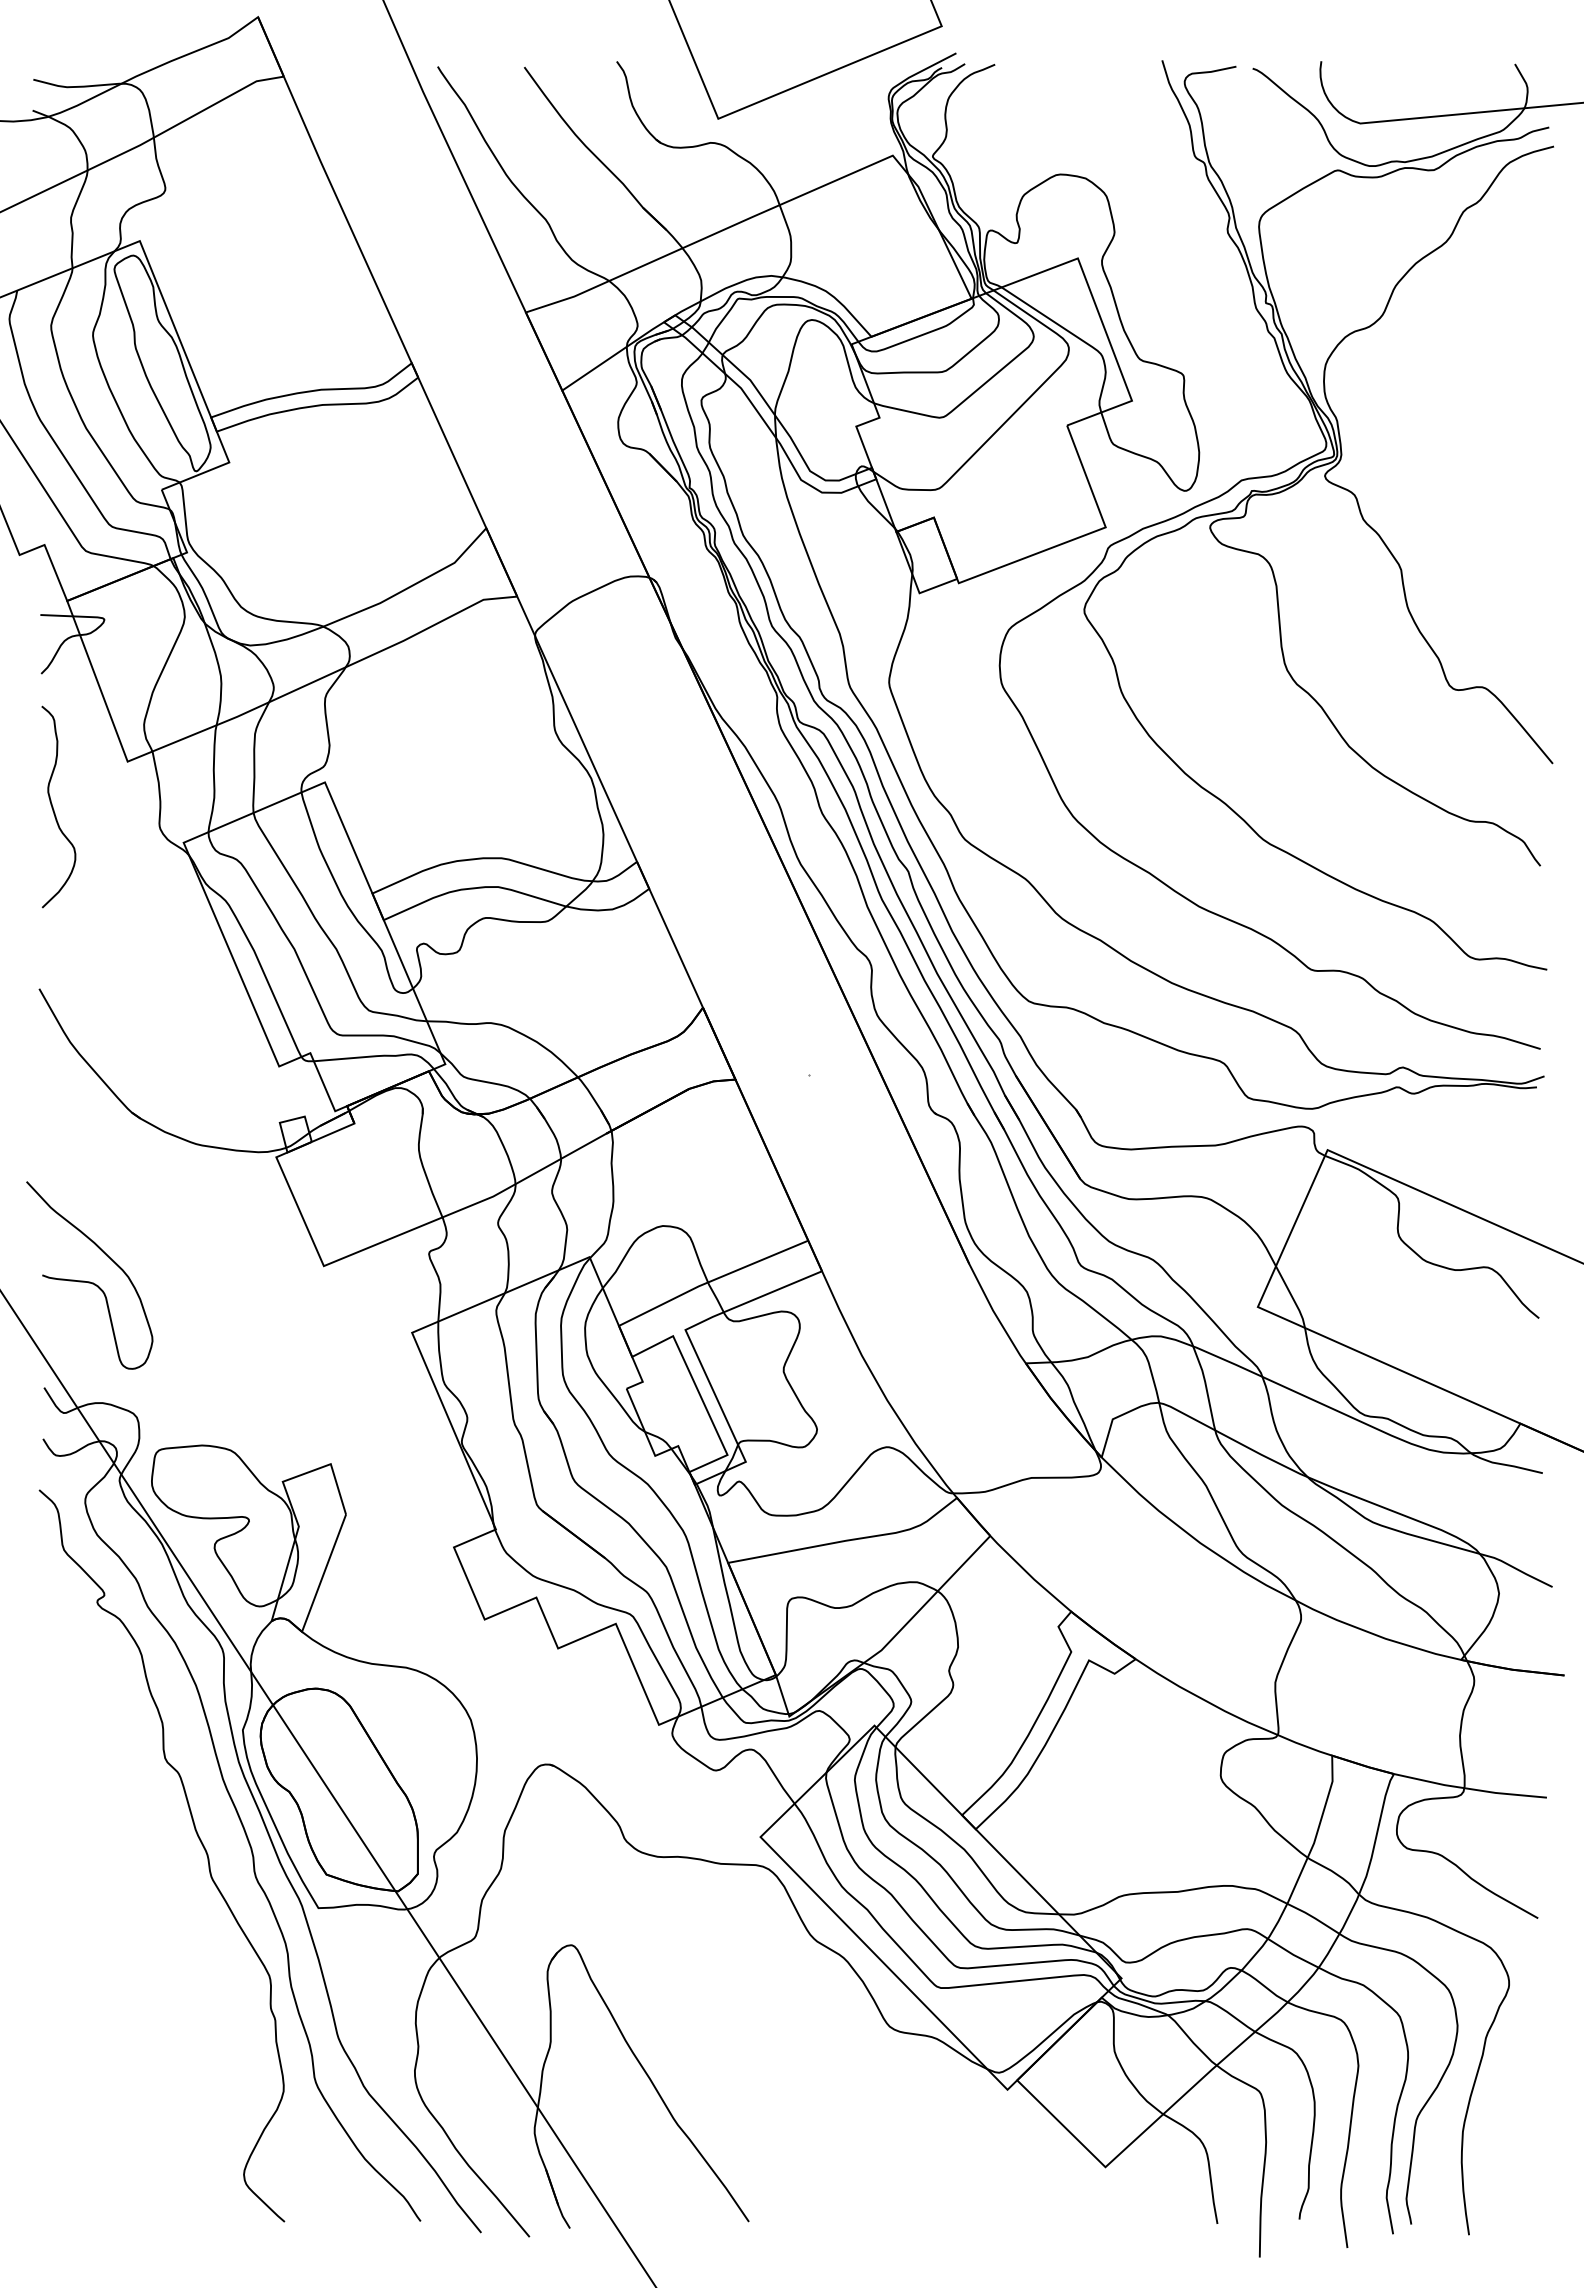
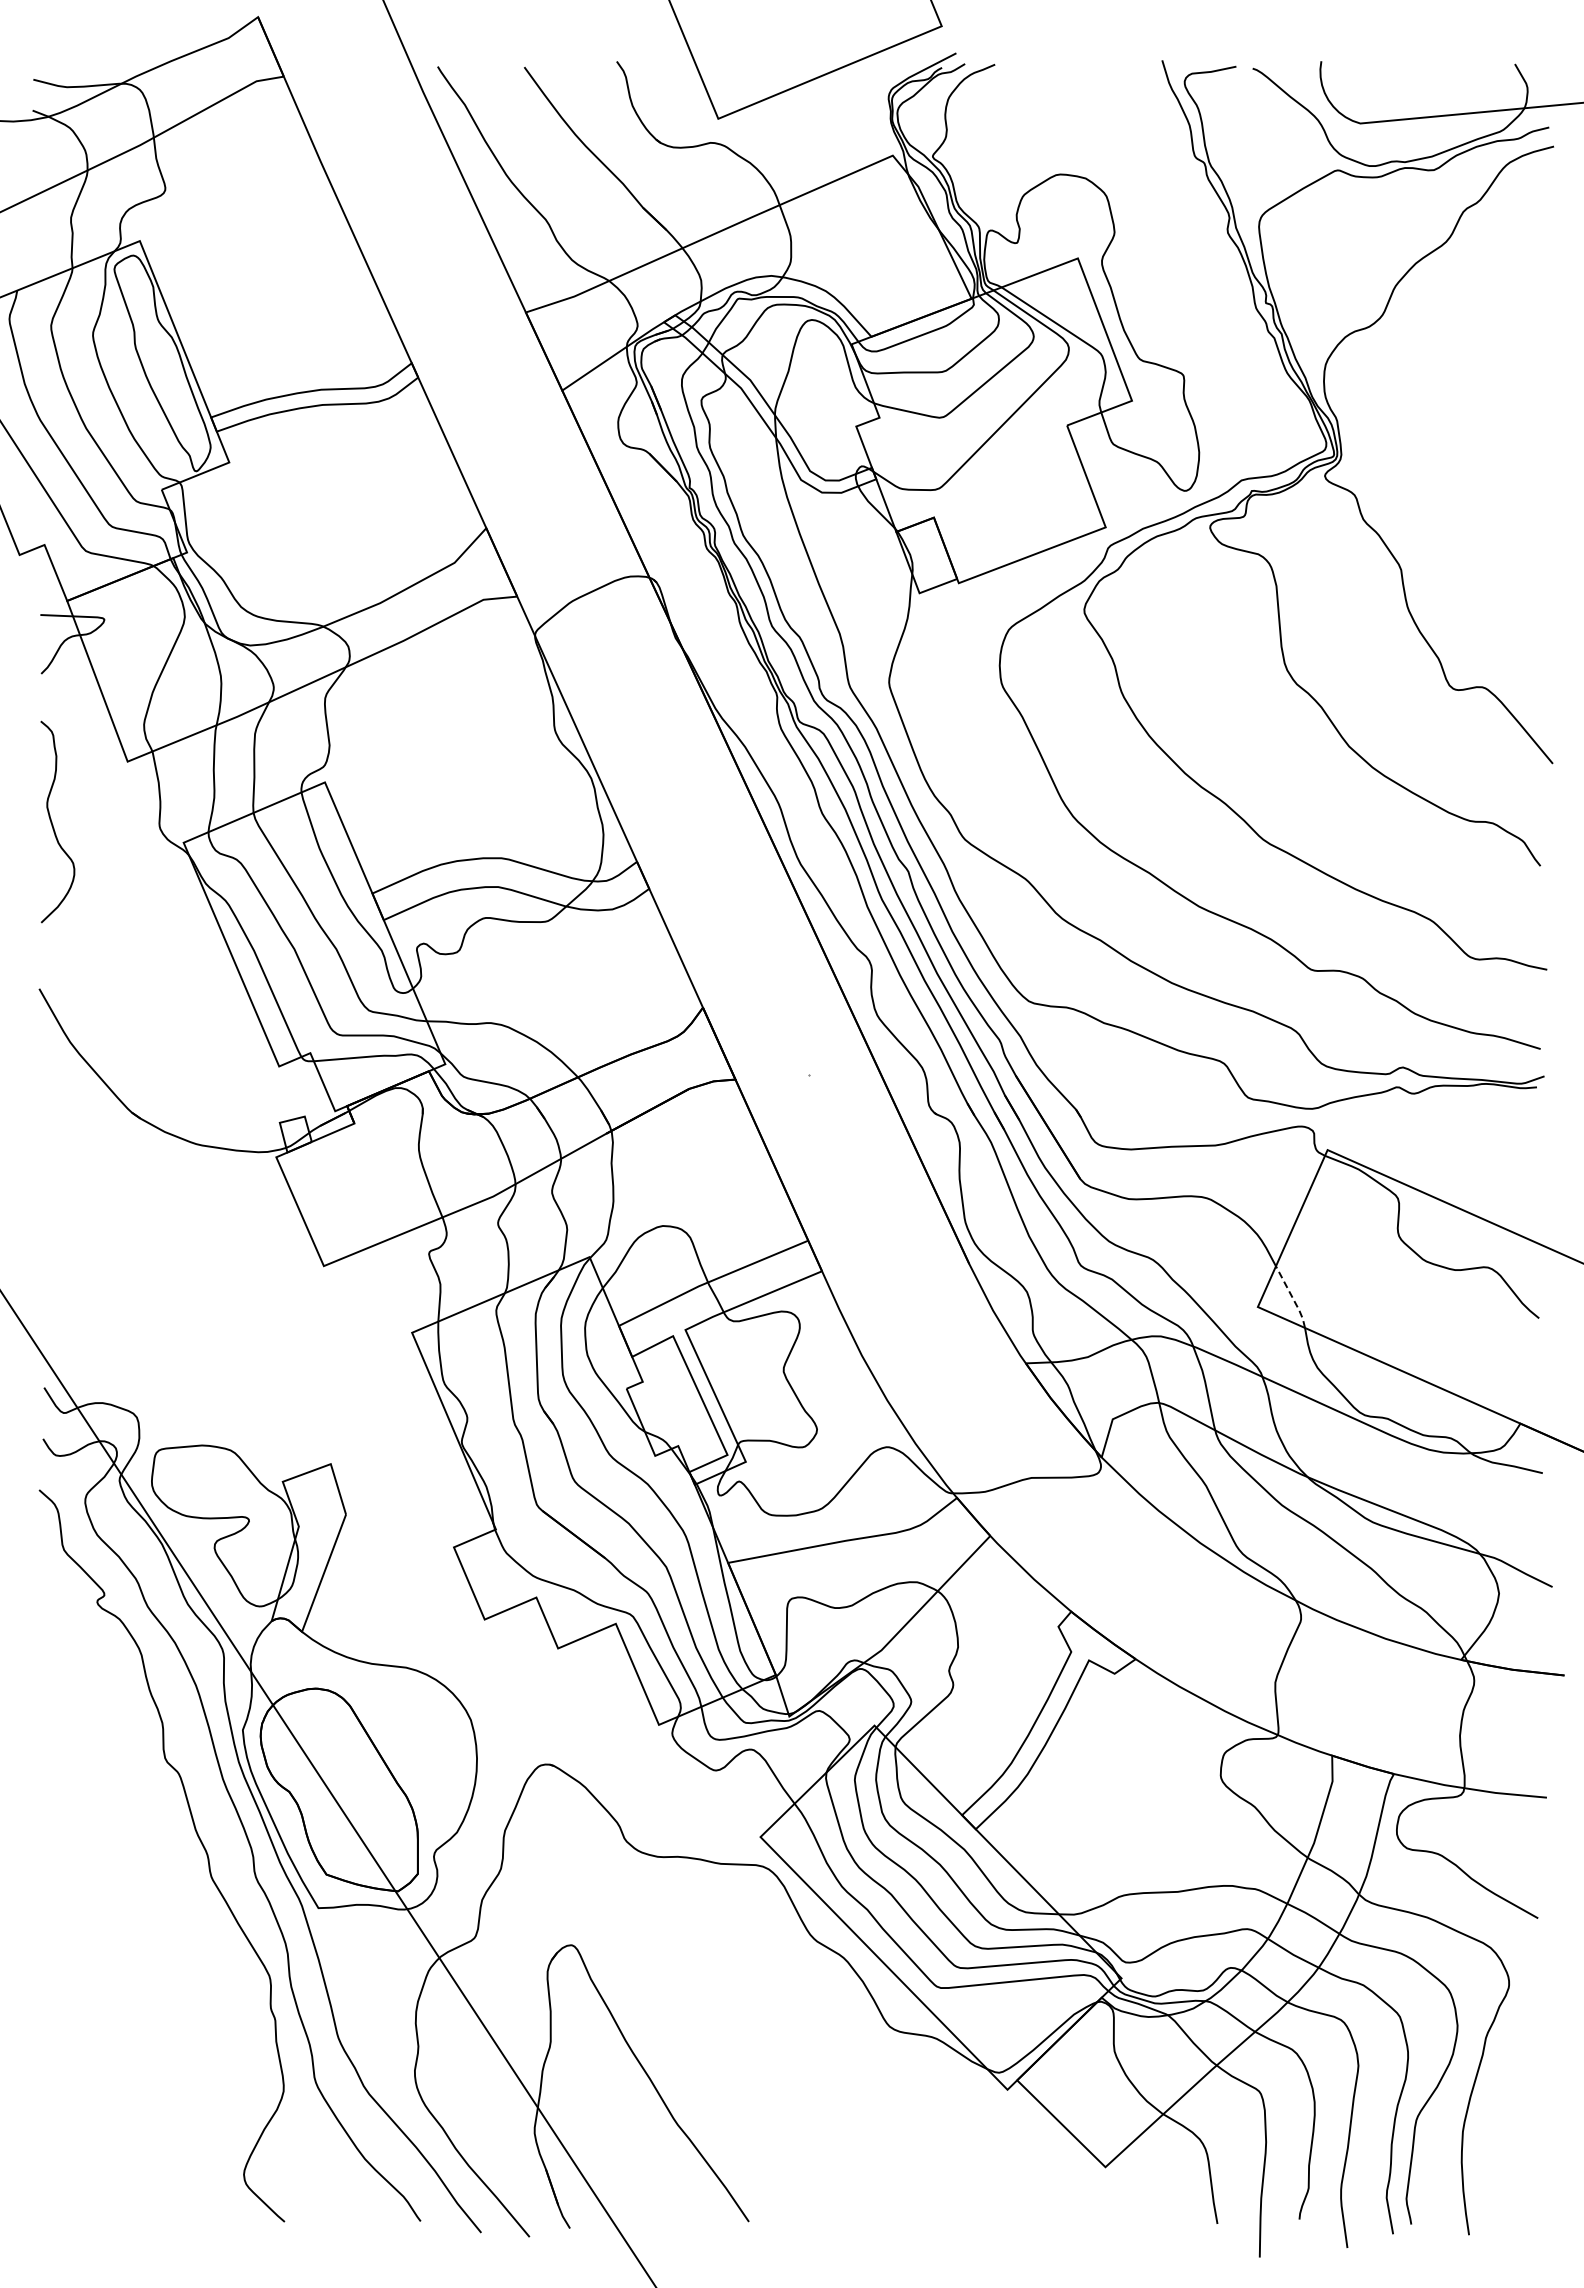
curve position: (53, 806) -> (52, 821) (52, 821)
curve: present -> none (89, 1281)
line: solid -> dashed (1292, 1297)
